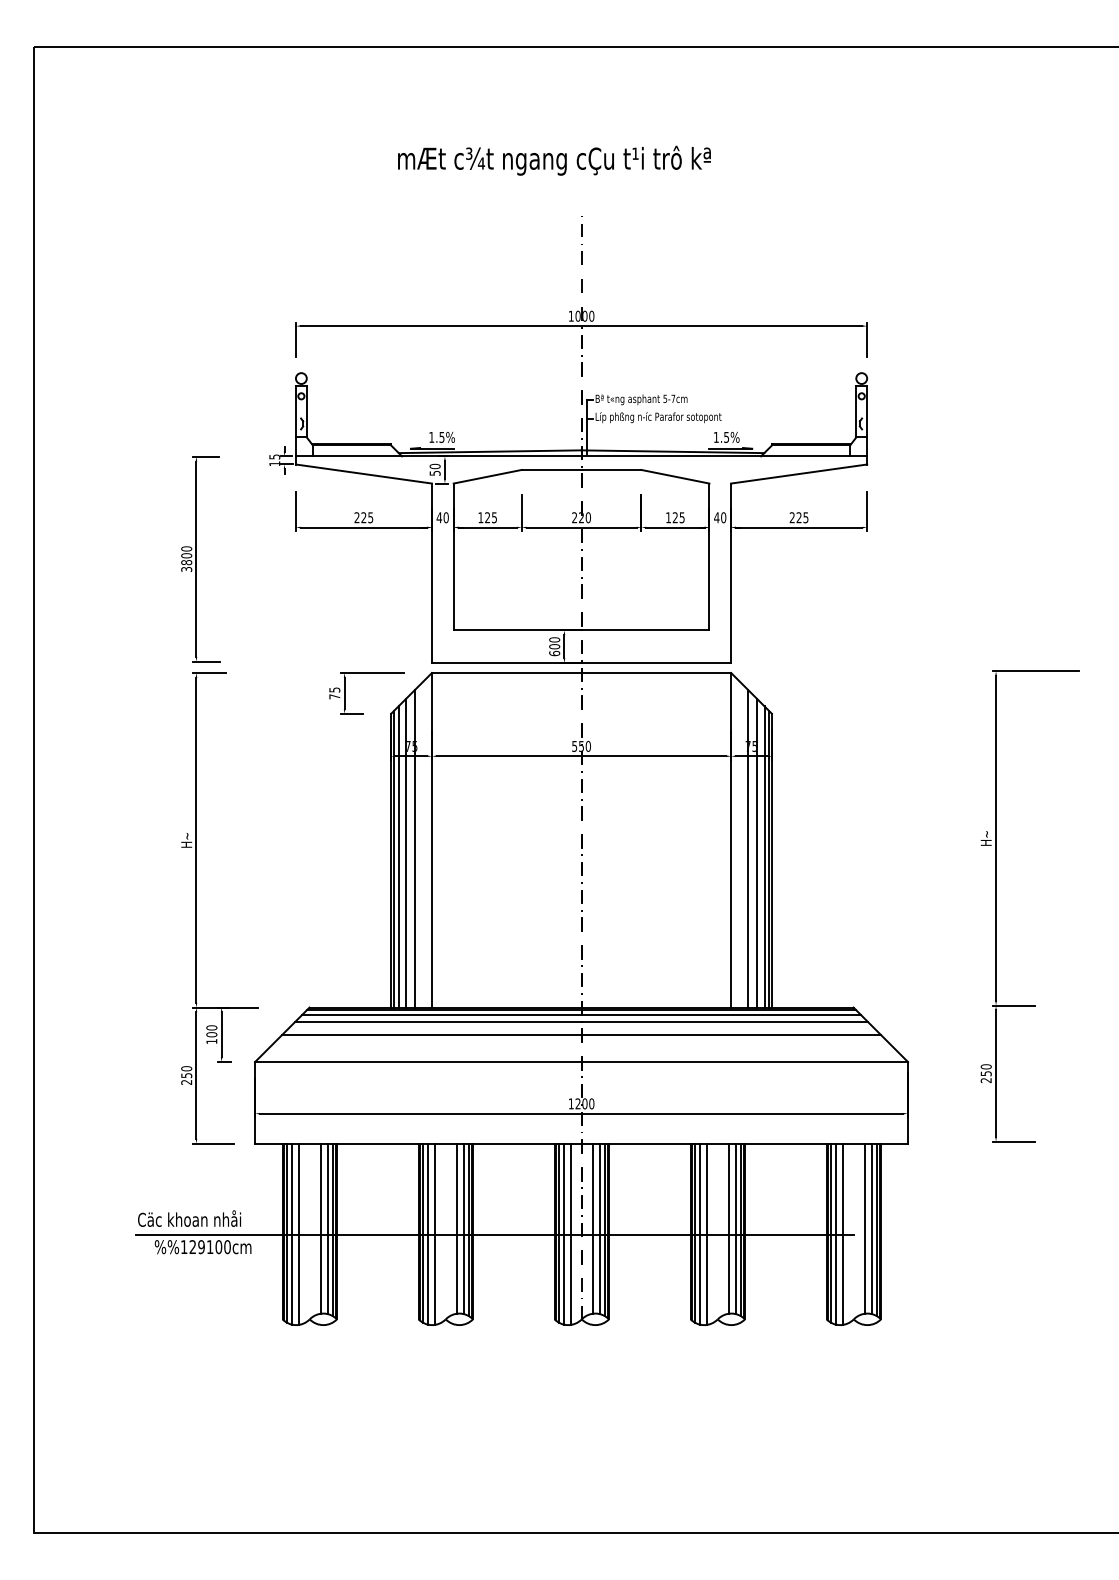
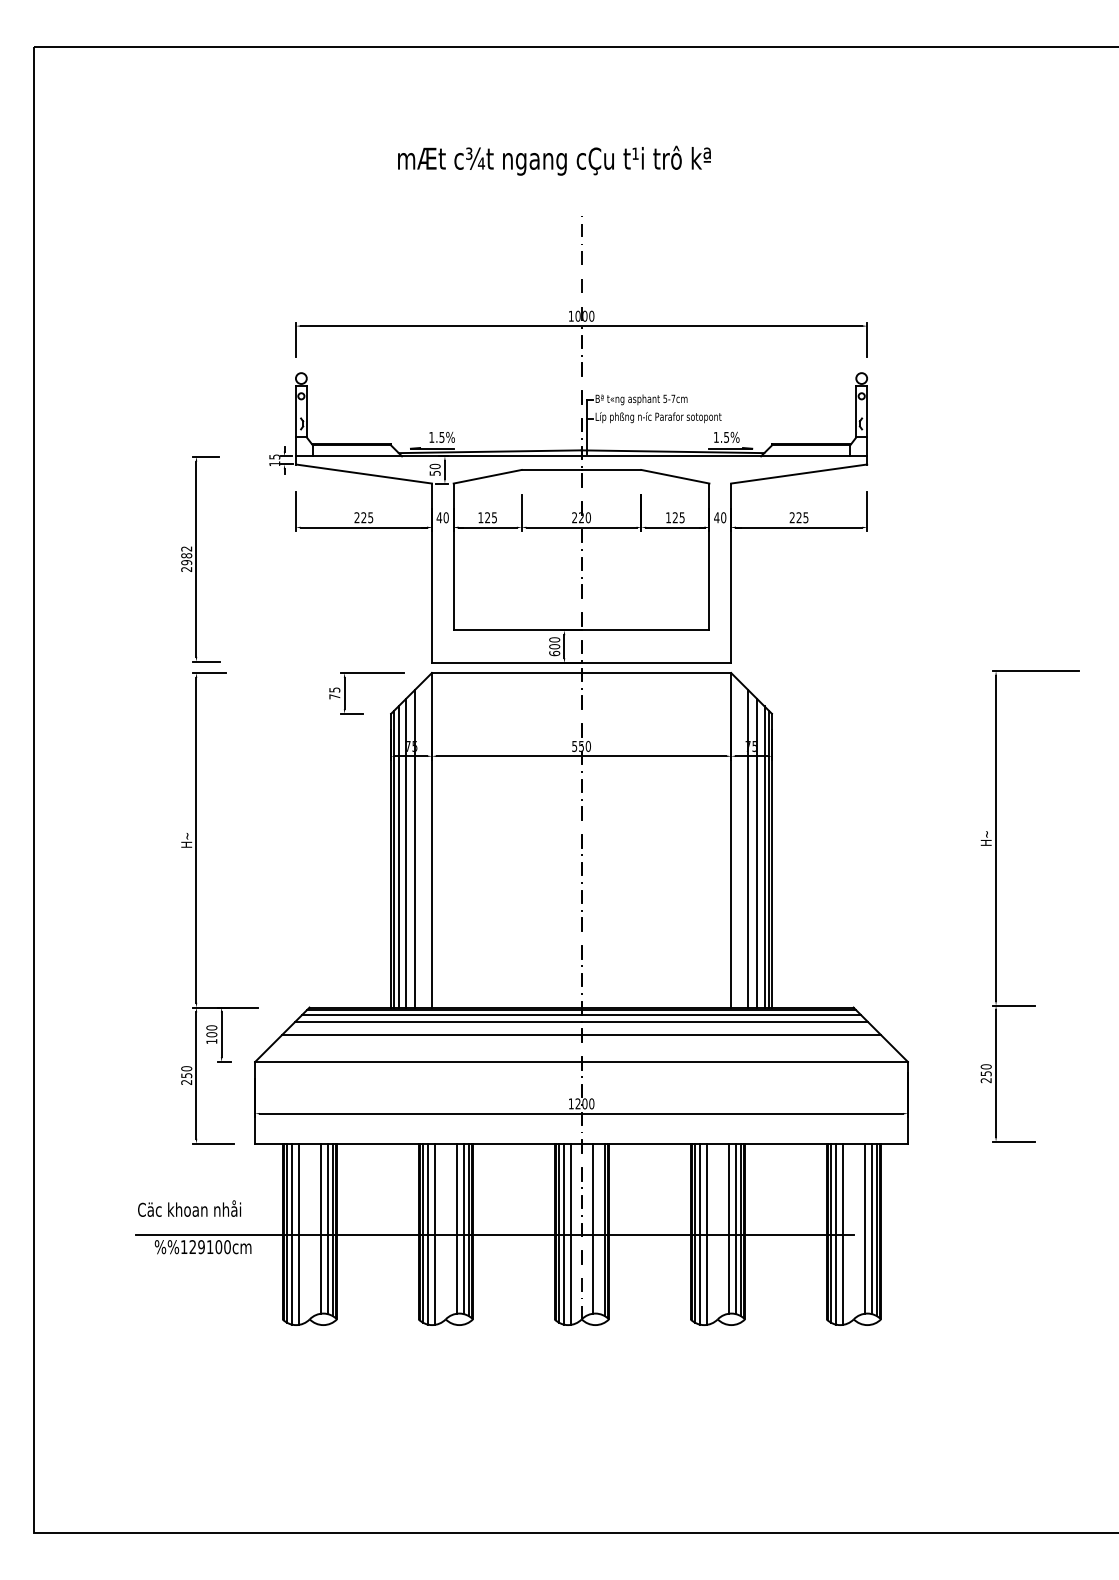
text: 3800 -> 2982 (186, 558)
text position: (189, 1218) -> (189, 1208) (189, 1208)
line: present -> none (599, 1228)
